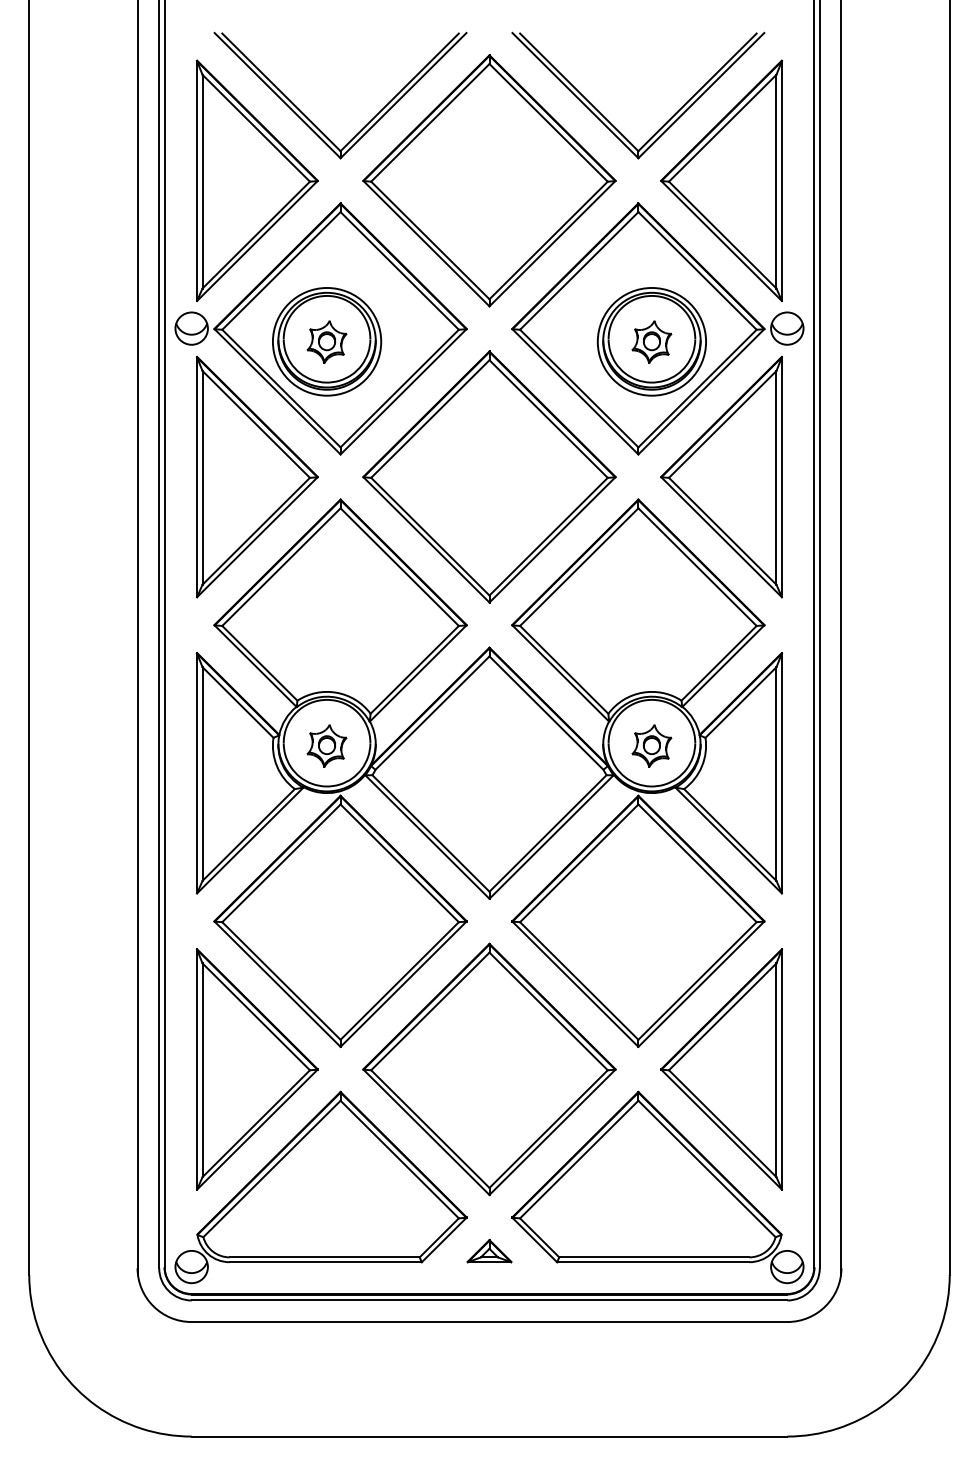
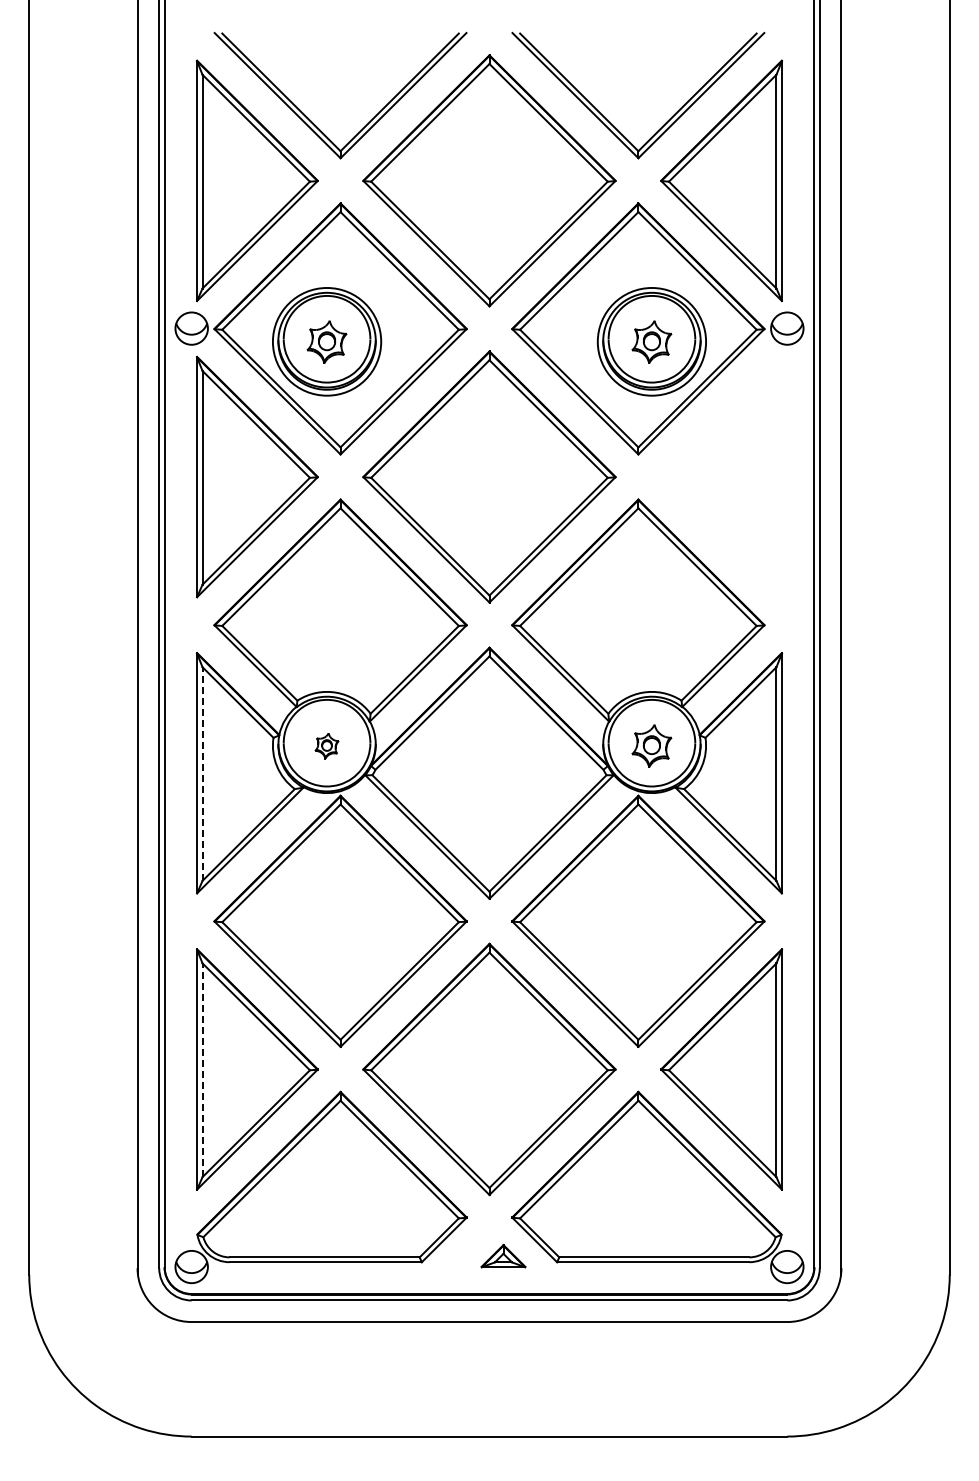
part: present -> none (721, 476)
part size: 42x44 px -> 26x27 px (326, 746)
line: solid -> dashed (202, 774)
line: solid -> dashed (202, 1070)
part position: (489, 1251) -> (503, 1256) (503, 1256)
